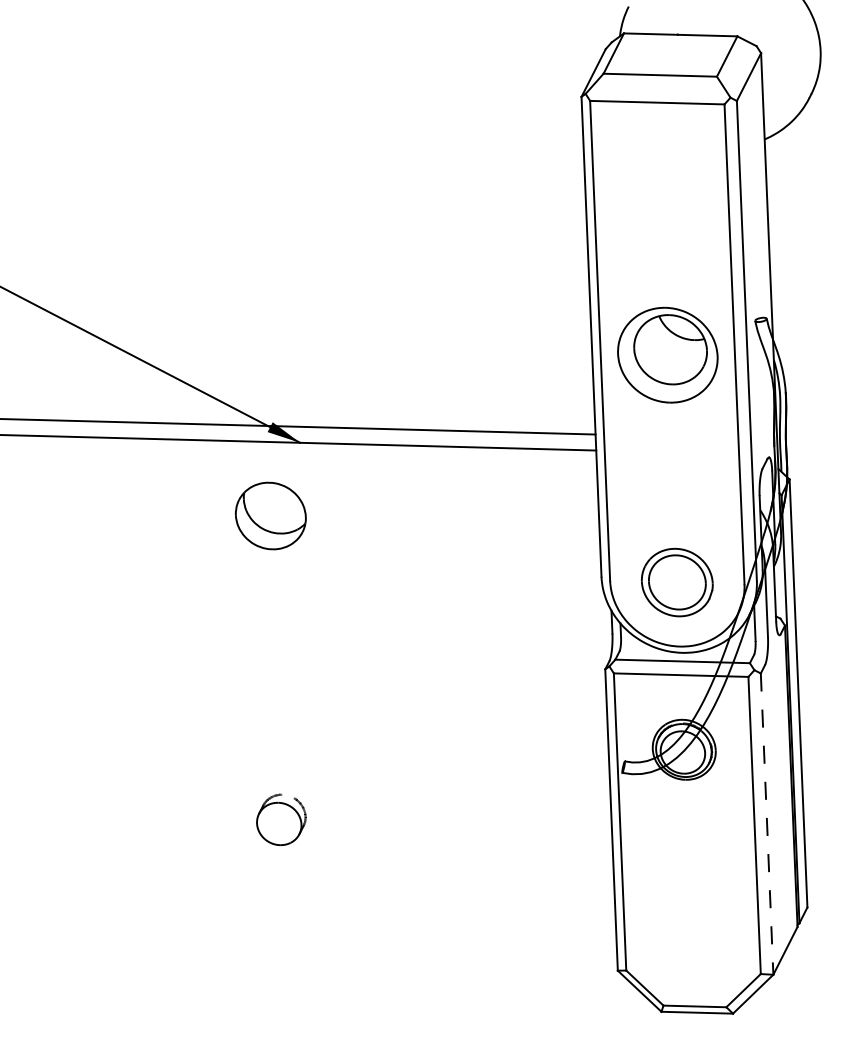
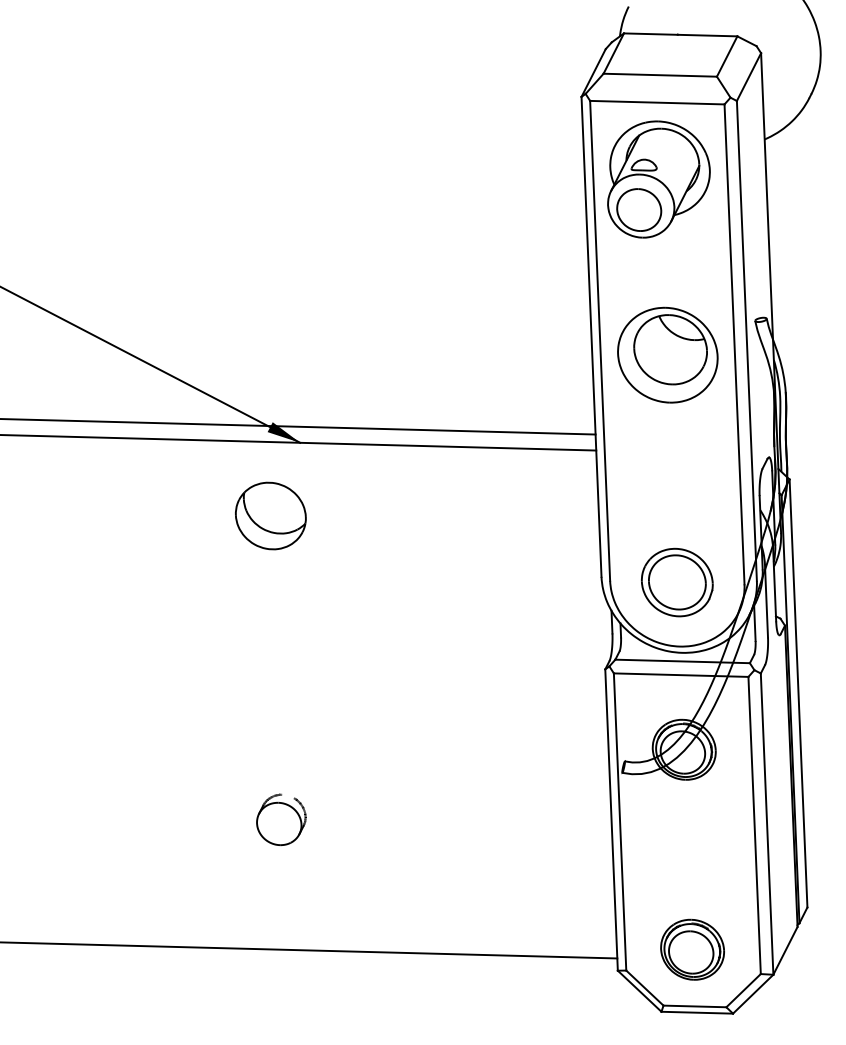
part: none -> present (658, 179)
line: dashed -> solid (767, 824)
part: none -> present (692, 949)
line: none -> present (309, 950)
